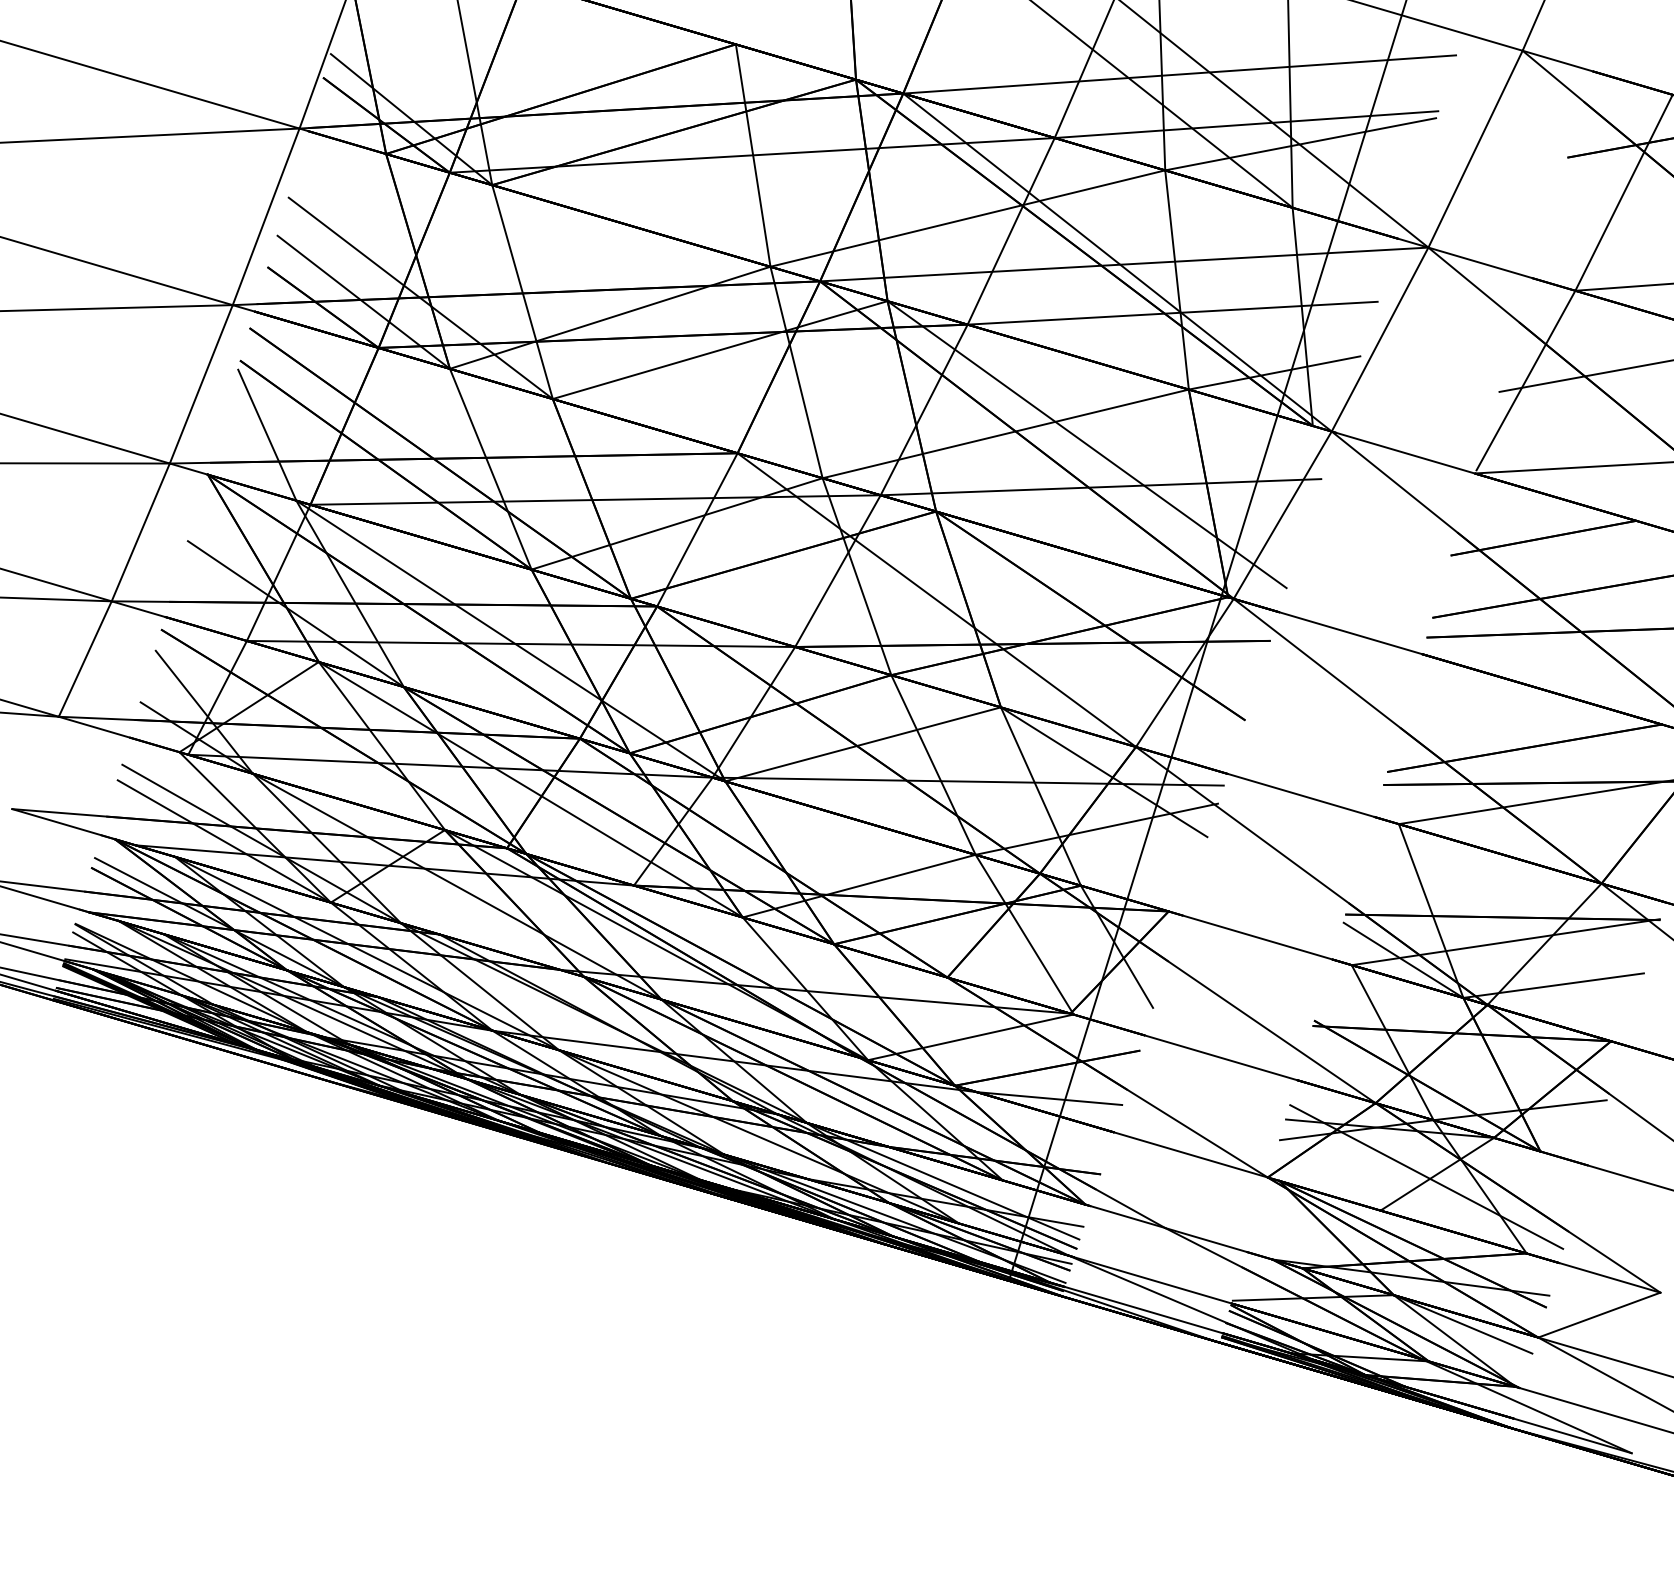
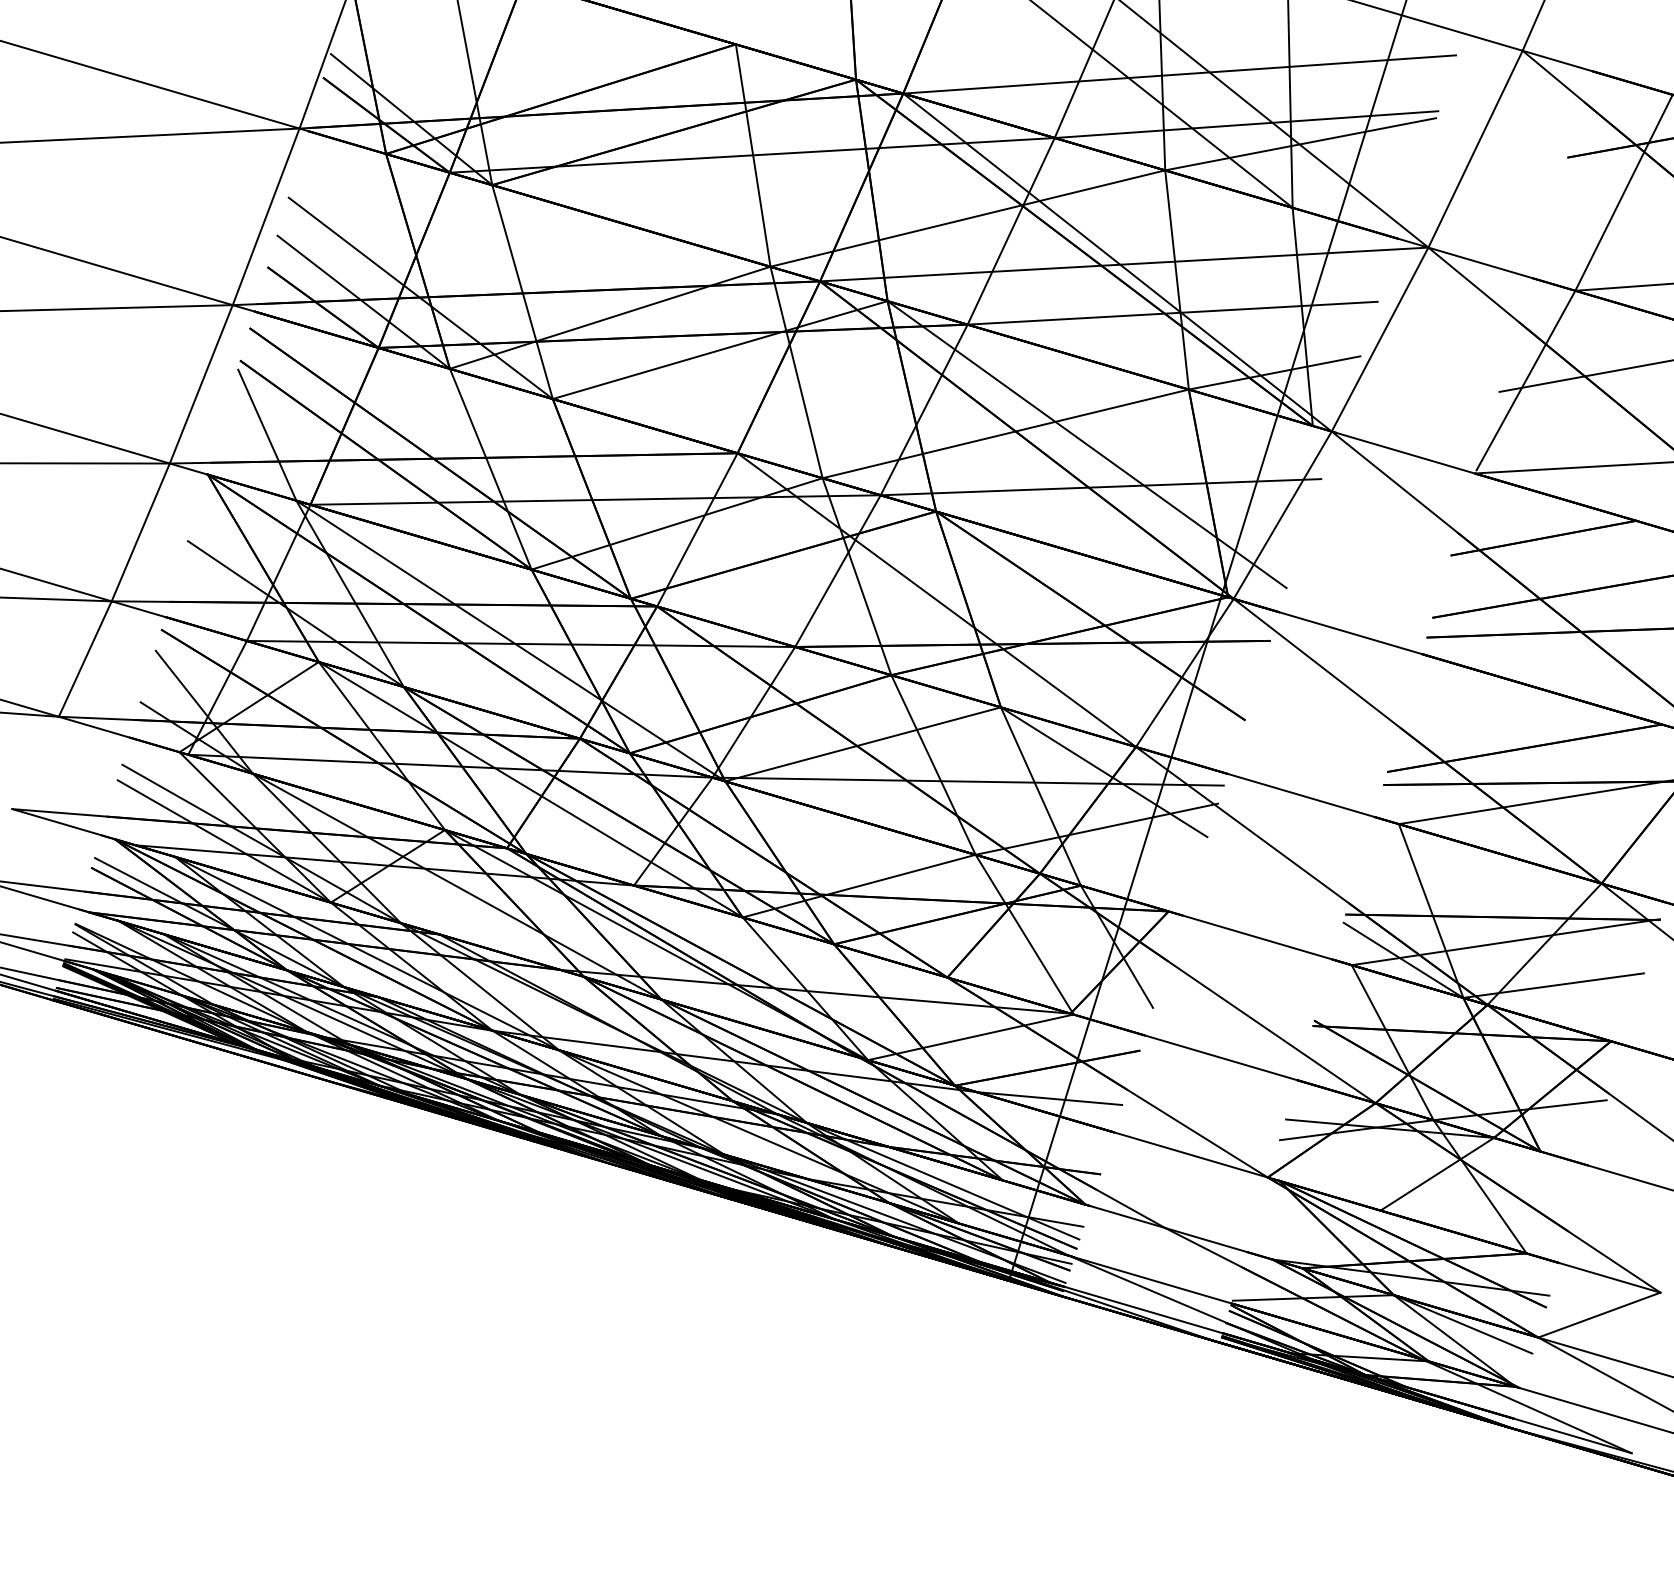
line: present -> none (1426, 1176)
